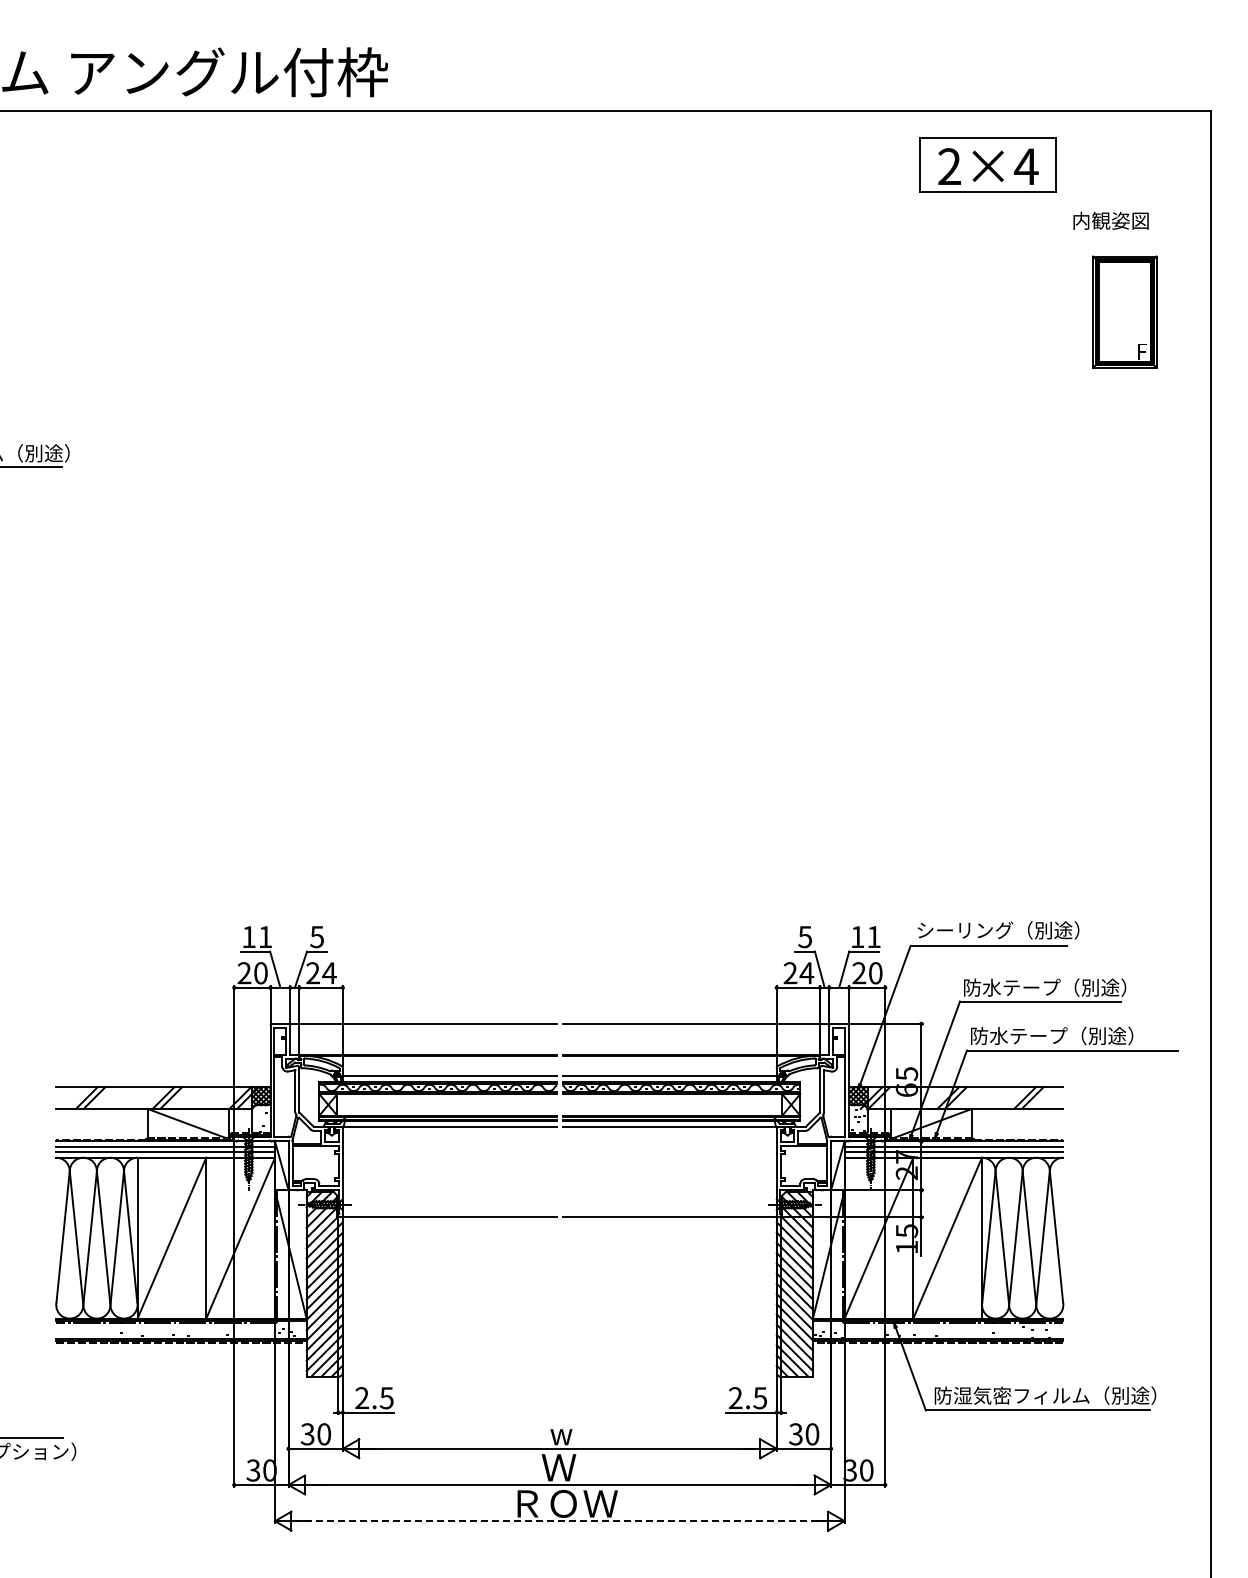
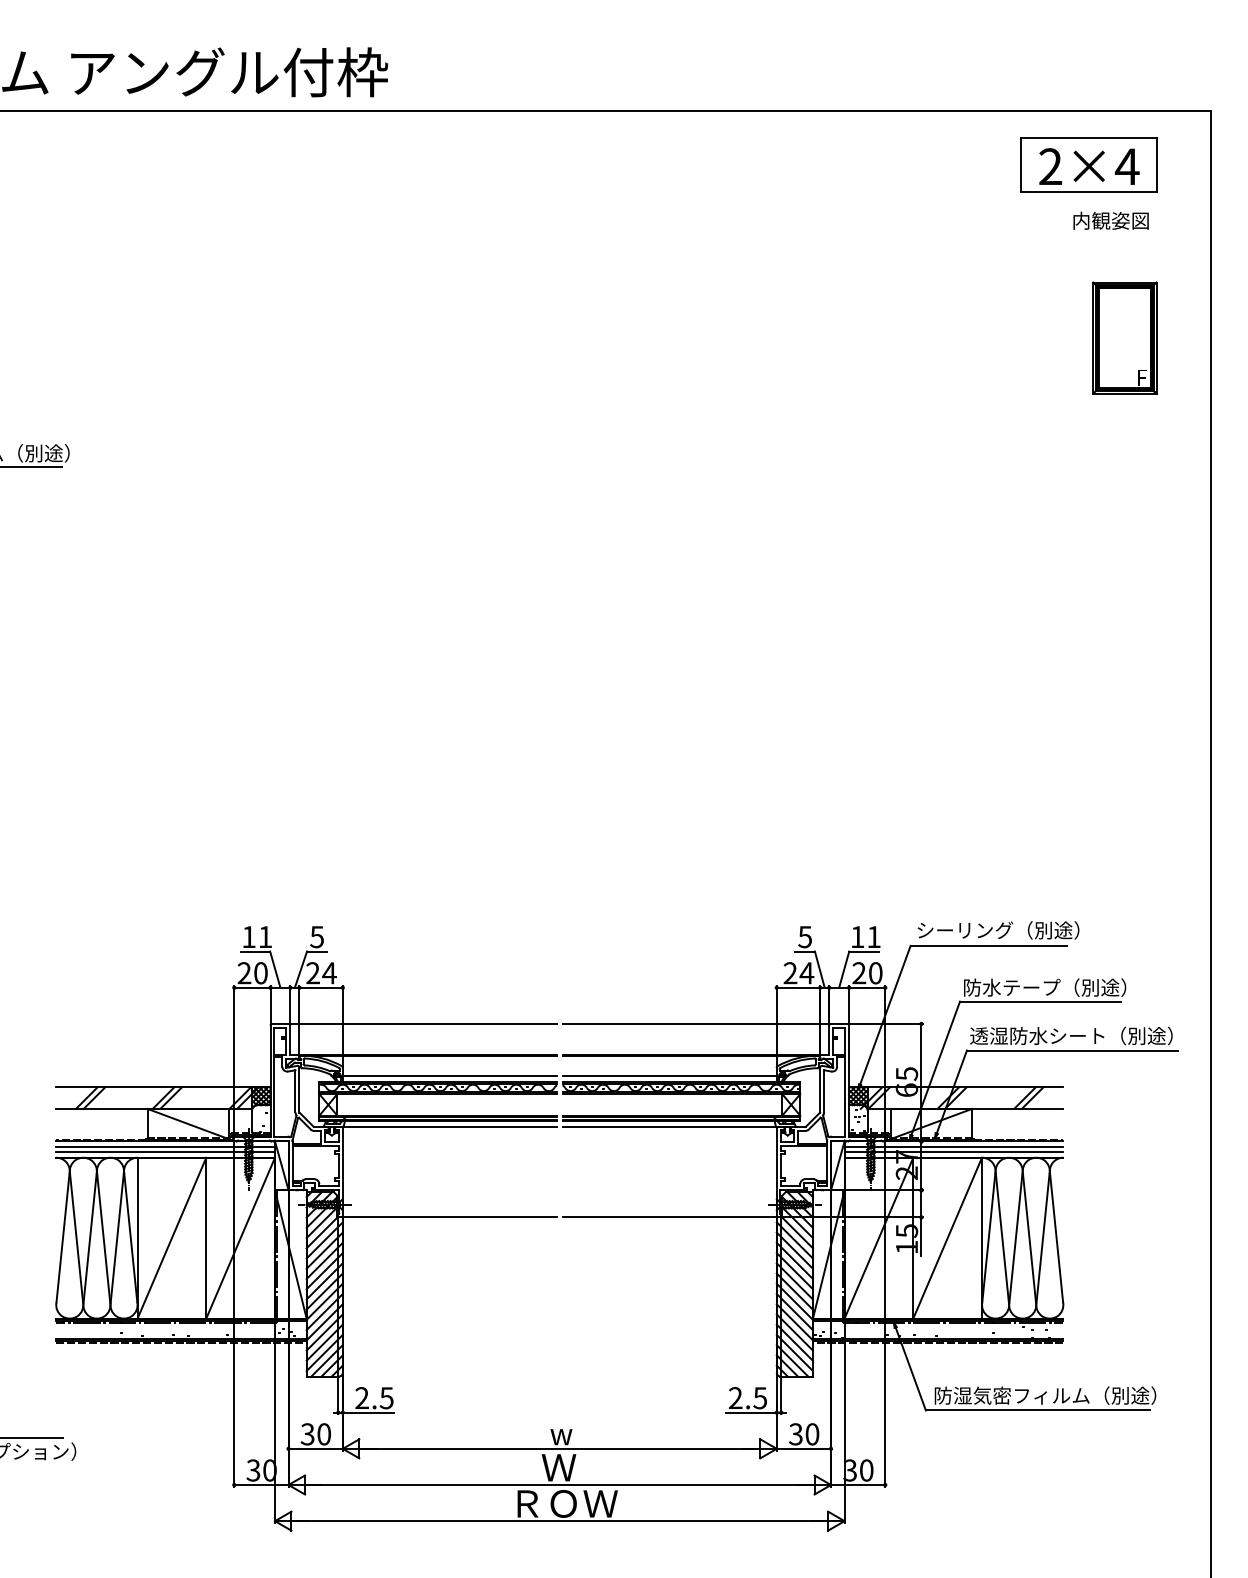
part position: (987, 164) -> (1088, 164) (1088, 164)
part position: (1124, 311) -> (1124, 337) (1124, 337)
text: 防水テープ（別途） -> 透湿防水シート（別途） (1071, 1035)
line: dashed -> solid (559, 1521)
